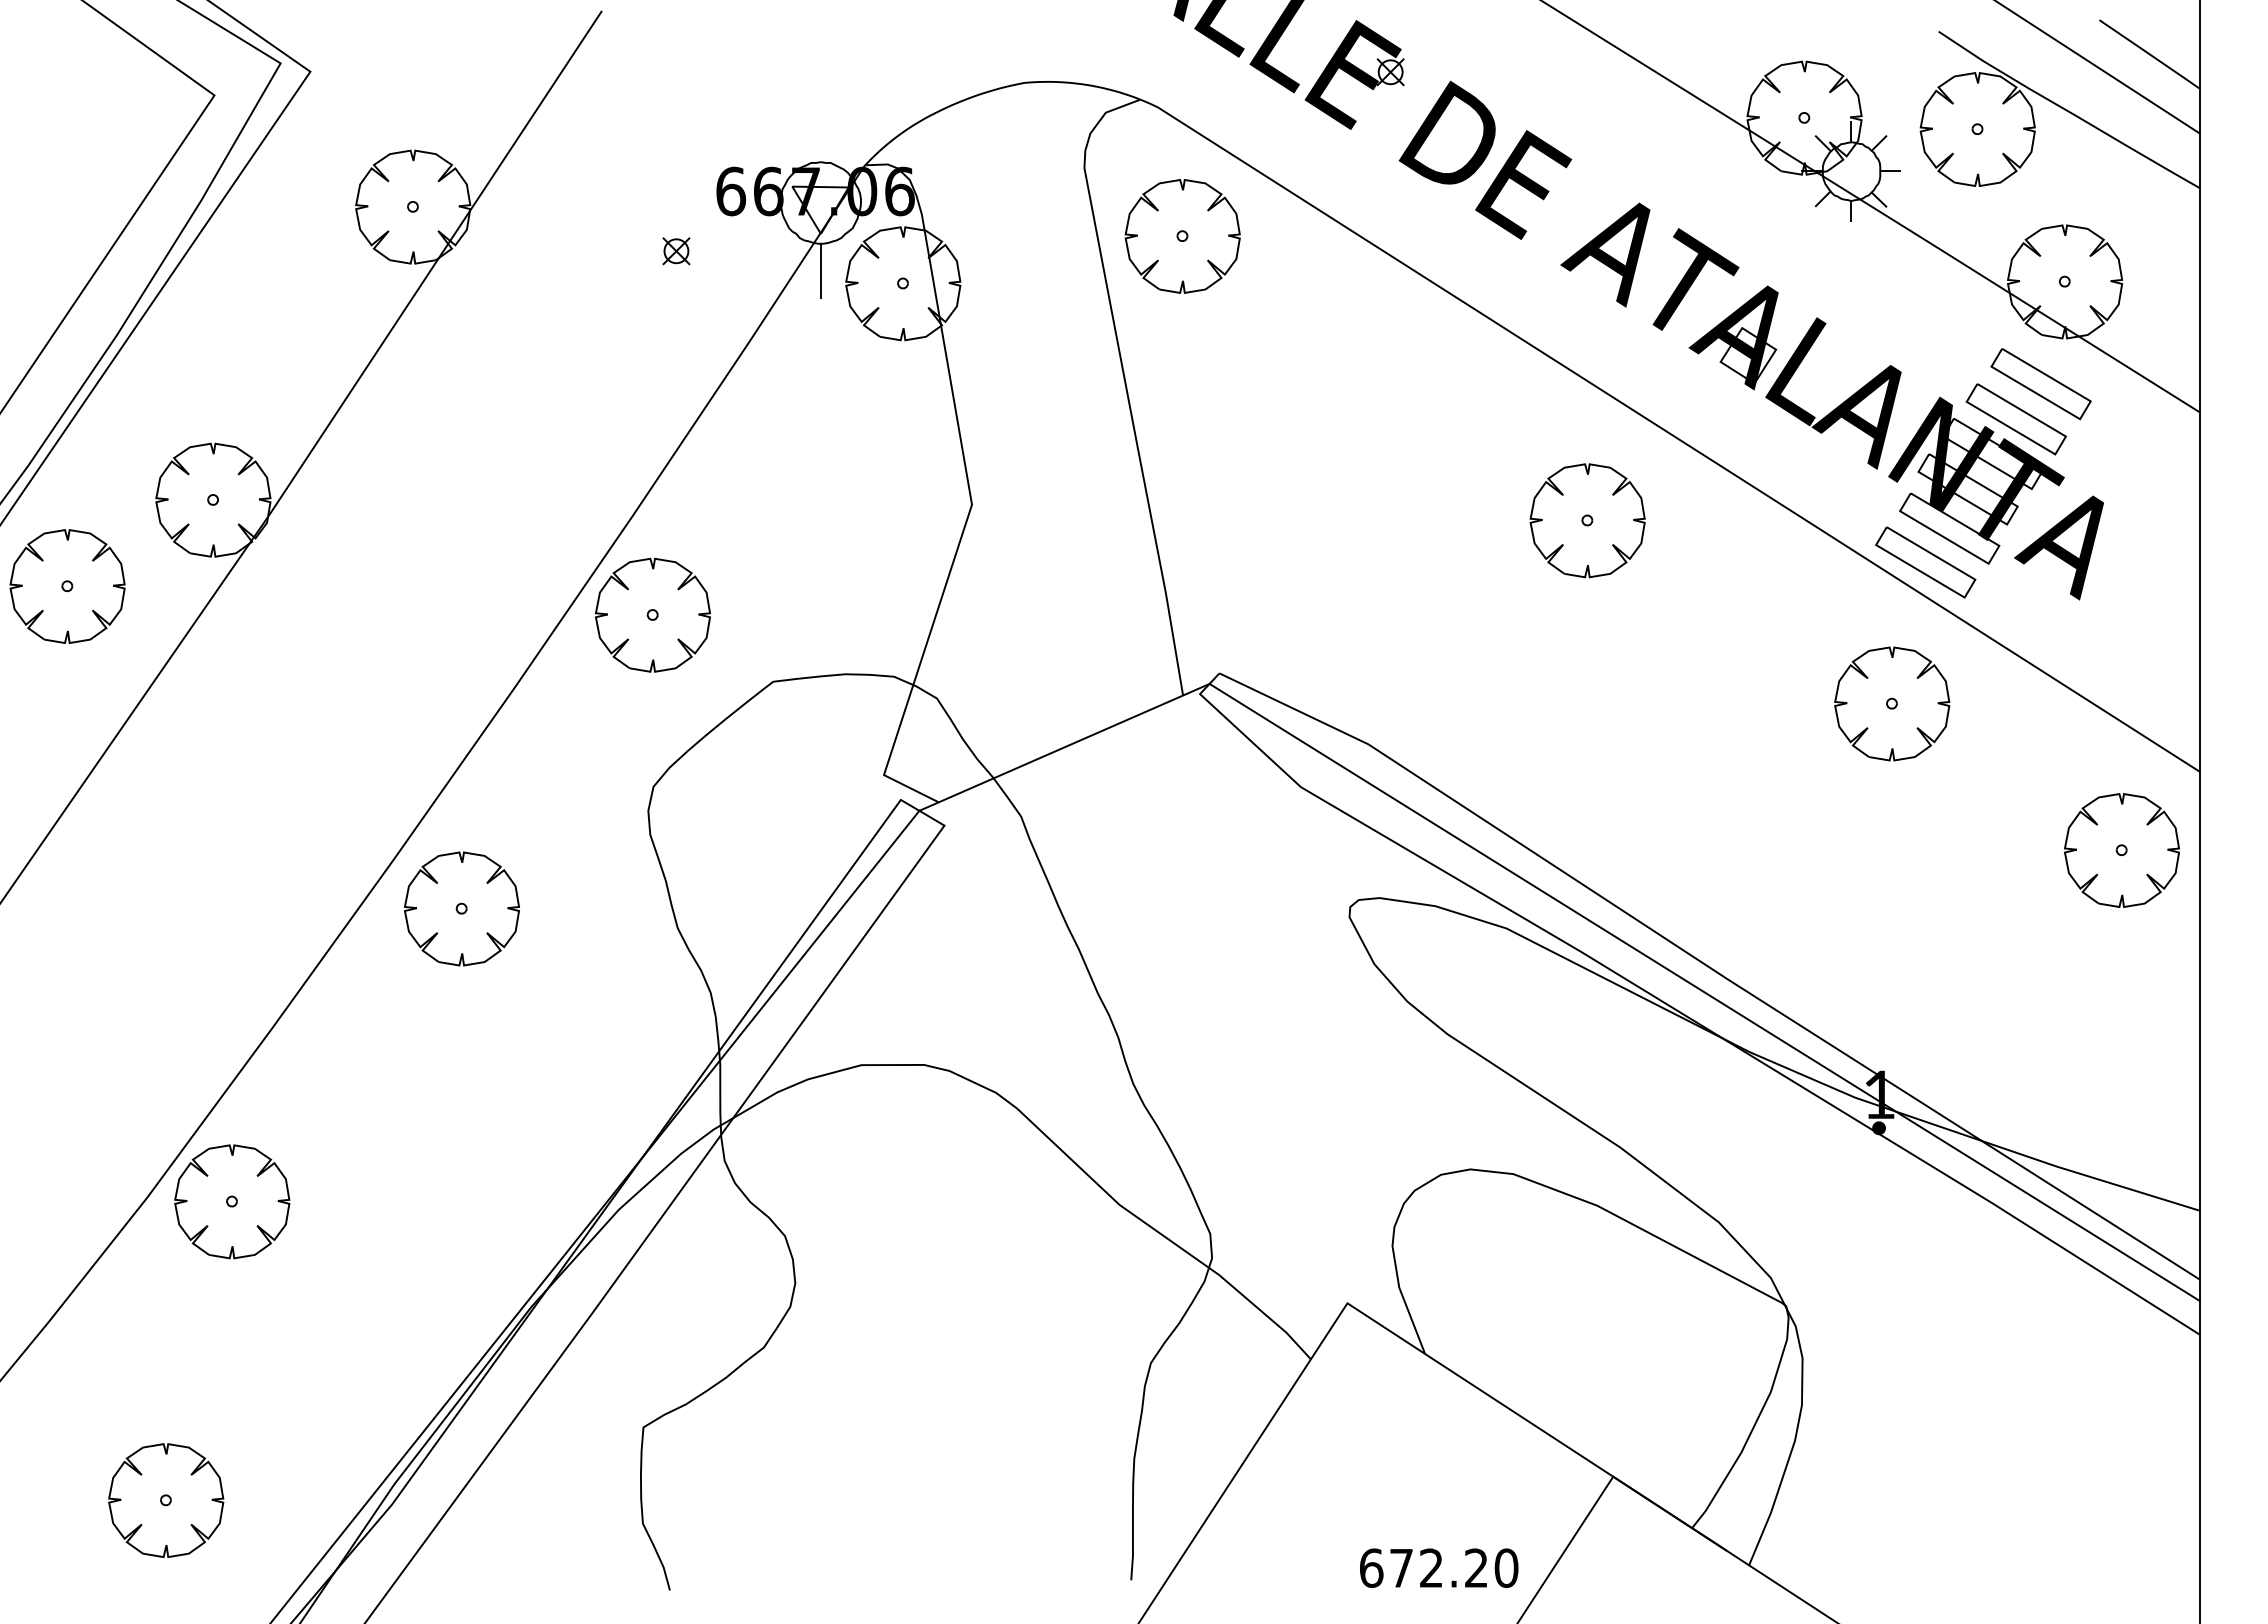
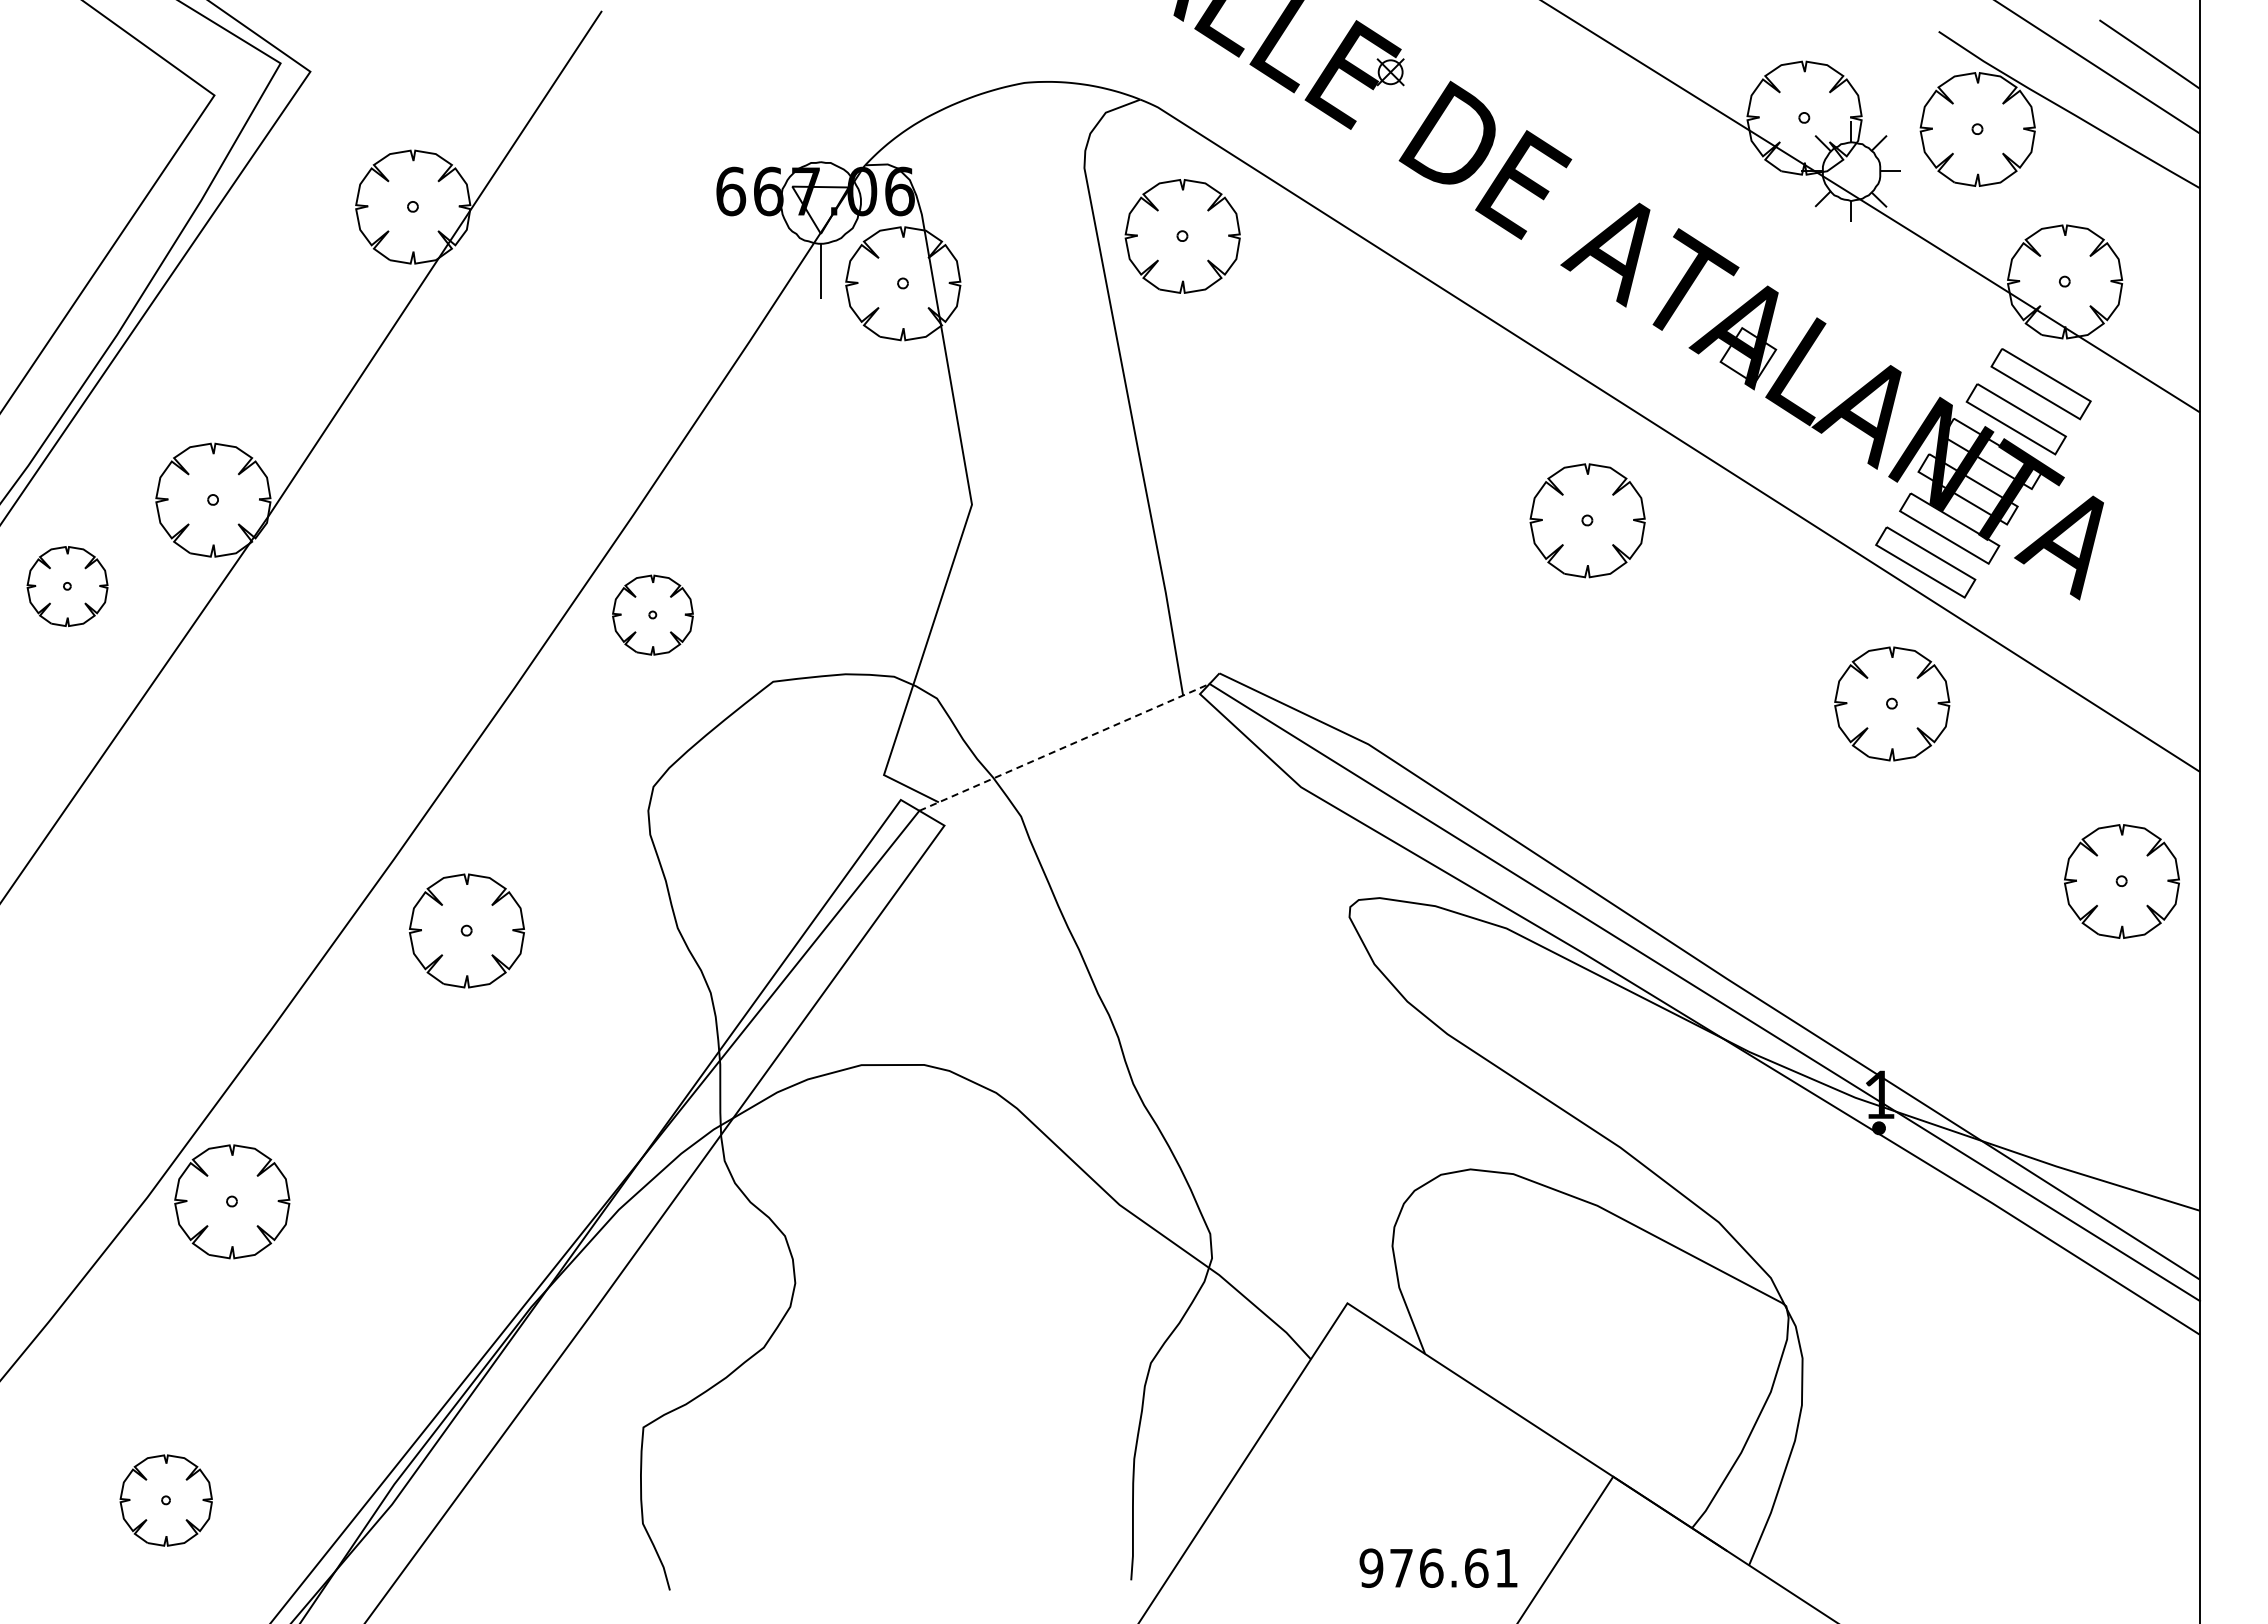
part: present -> none (676, 251)
part size: 117x115 px -> 83x81 px (67, 586)
part size: 116x116 px -> 82x82 px (652, 614)
line: solid -> dashed (1064, 747)
part position: (2121, 850) -> (2121, 881) (2121, 881)
part position: (461, 908) -> (466, 930) (466, 930)
part size: 117x115 px -> 94x93 px (165, 1500)
text: 672.20 -> 976.61 (1438, 1567)
